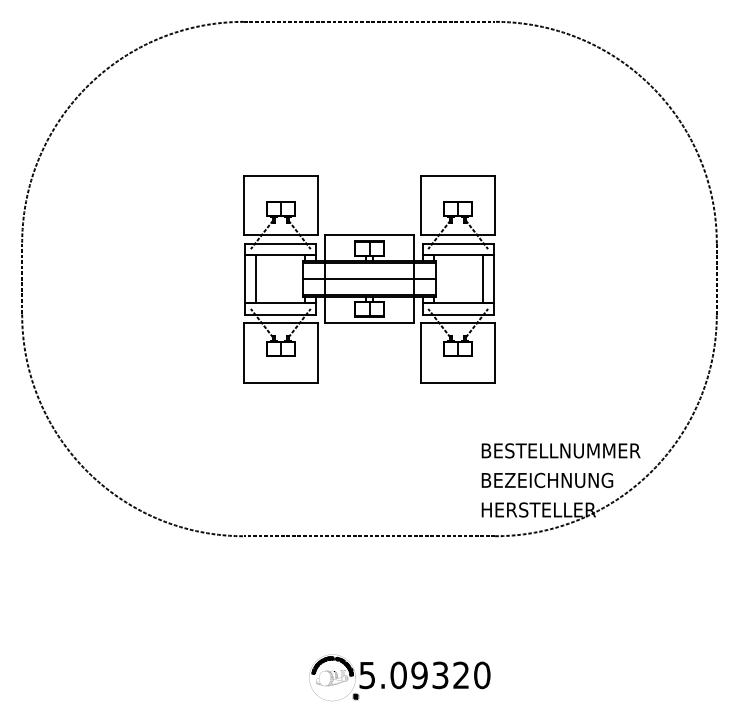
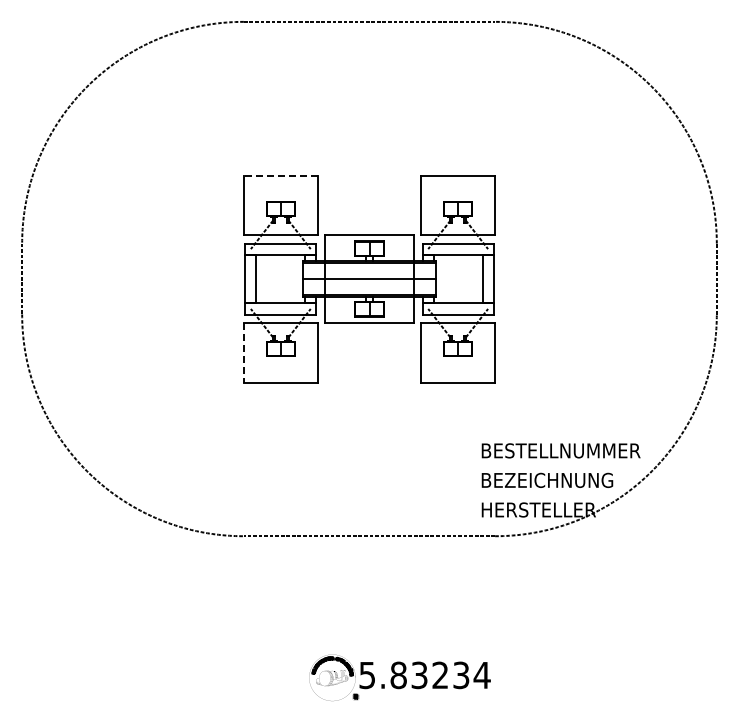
line: solid -> dashed (280, 175)
line: solid -> dashed (243, 352)
text: 5.09320 -> 5.83234 (440, 675)
